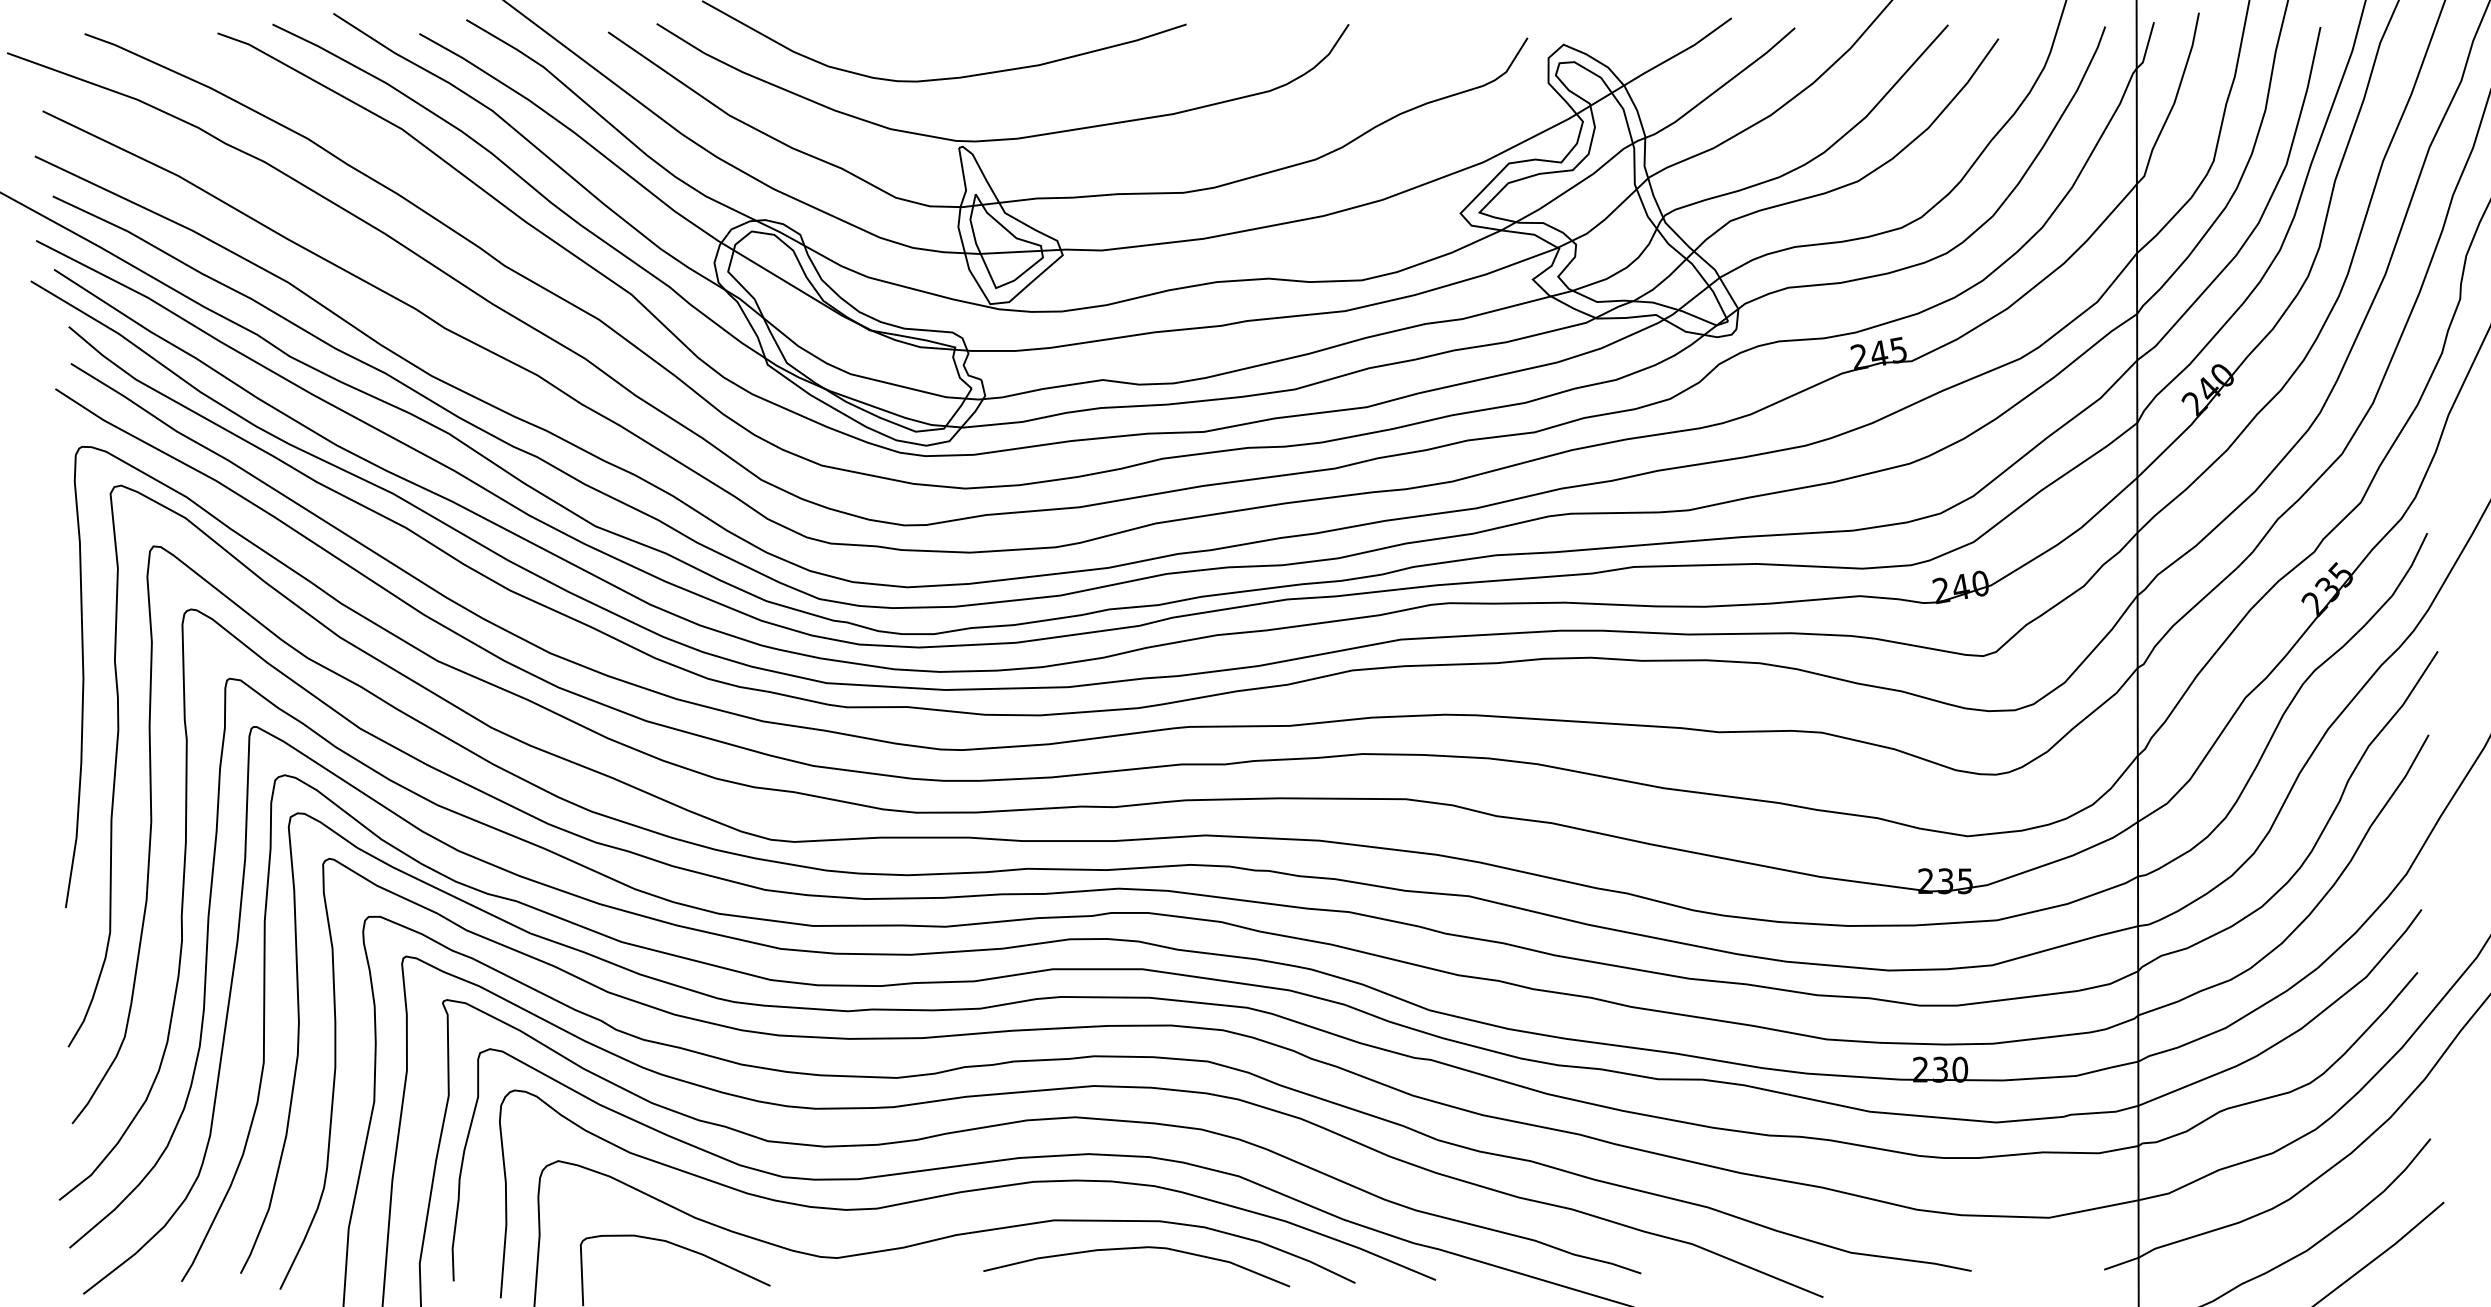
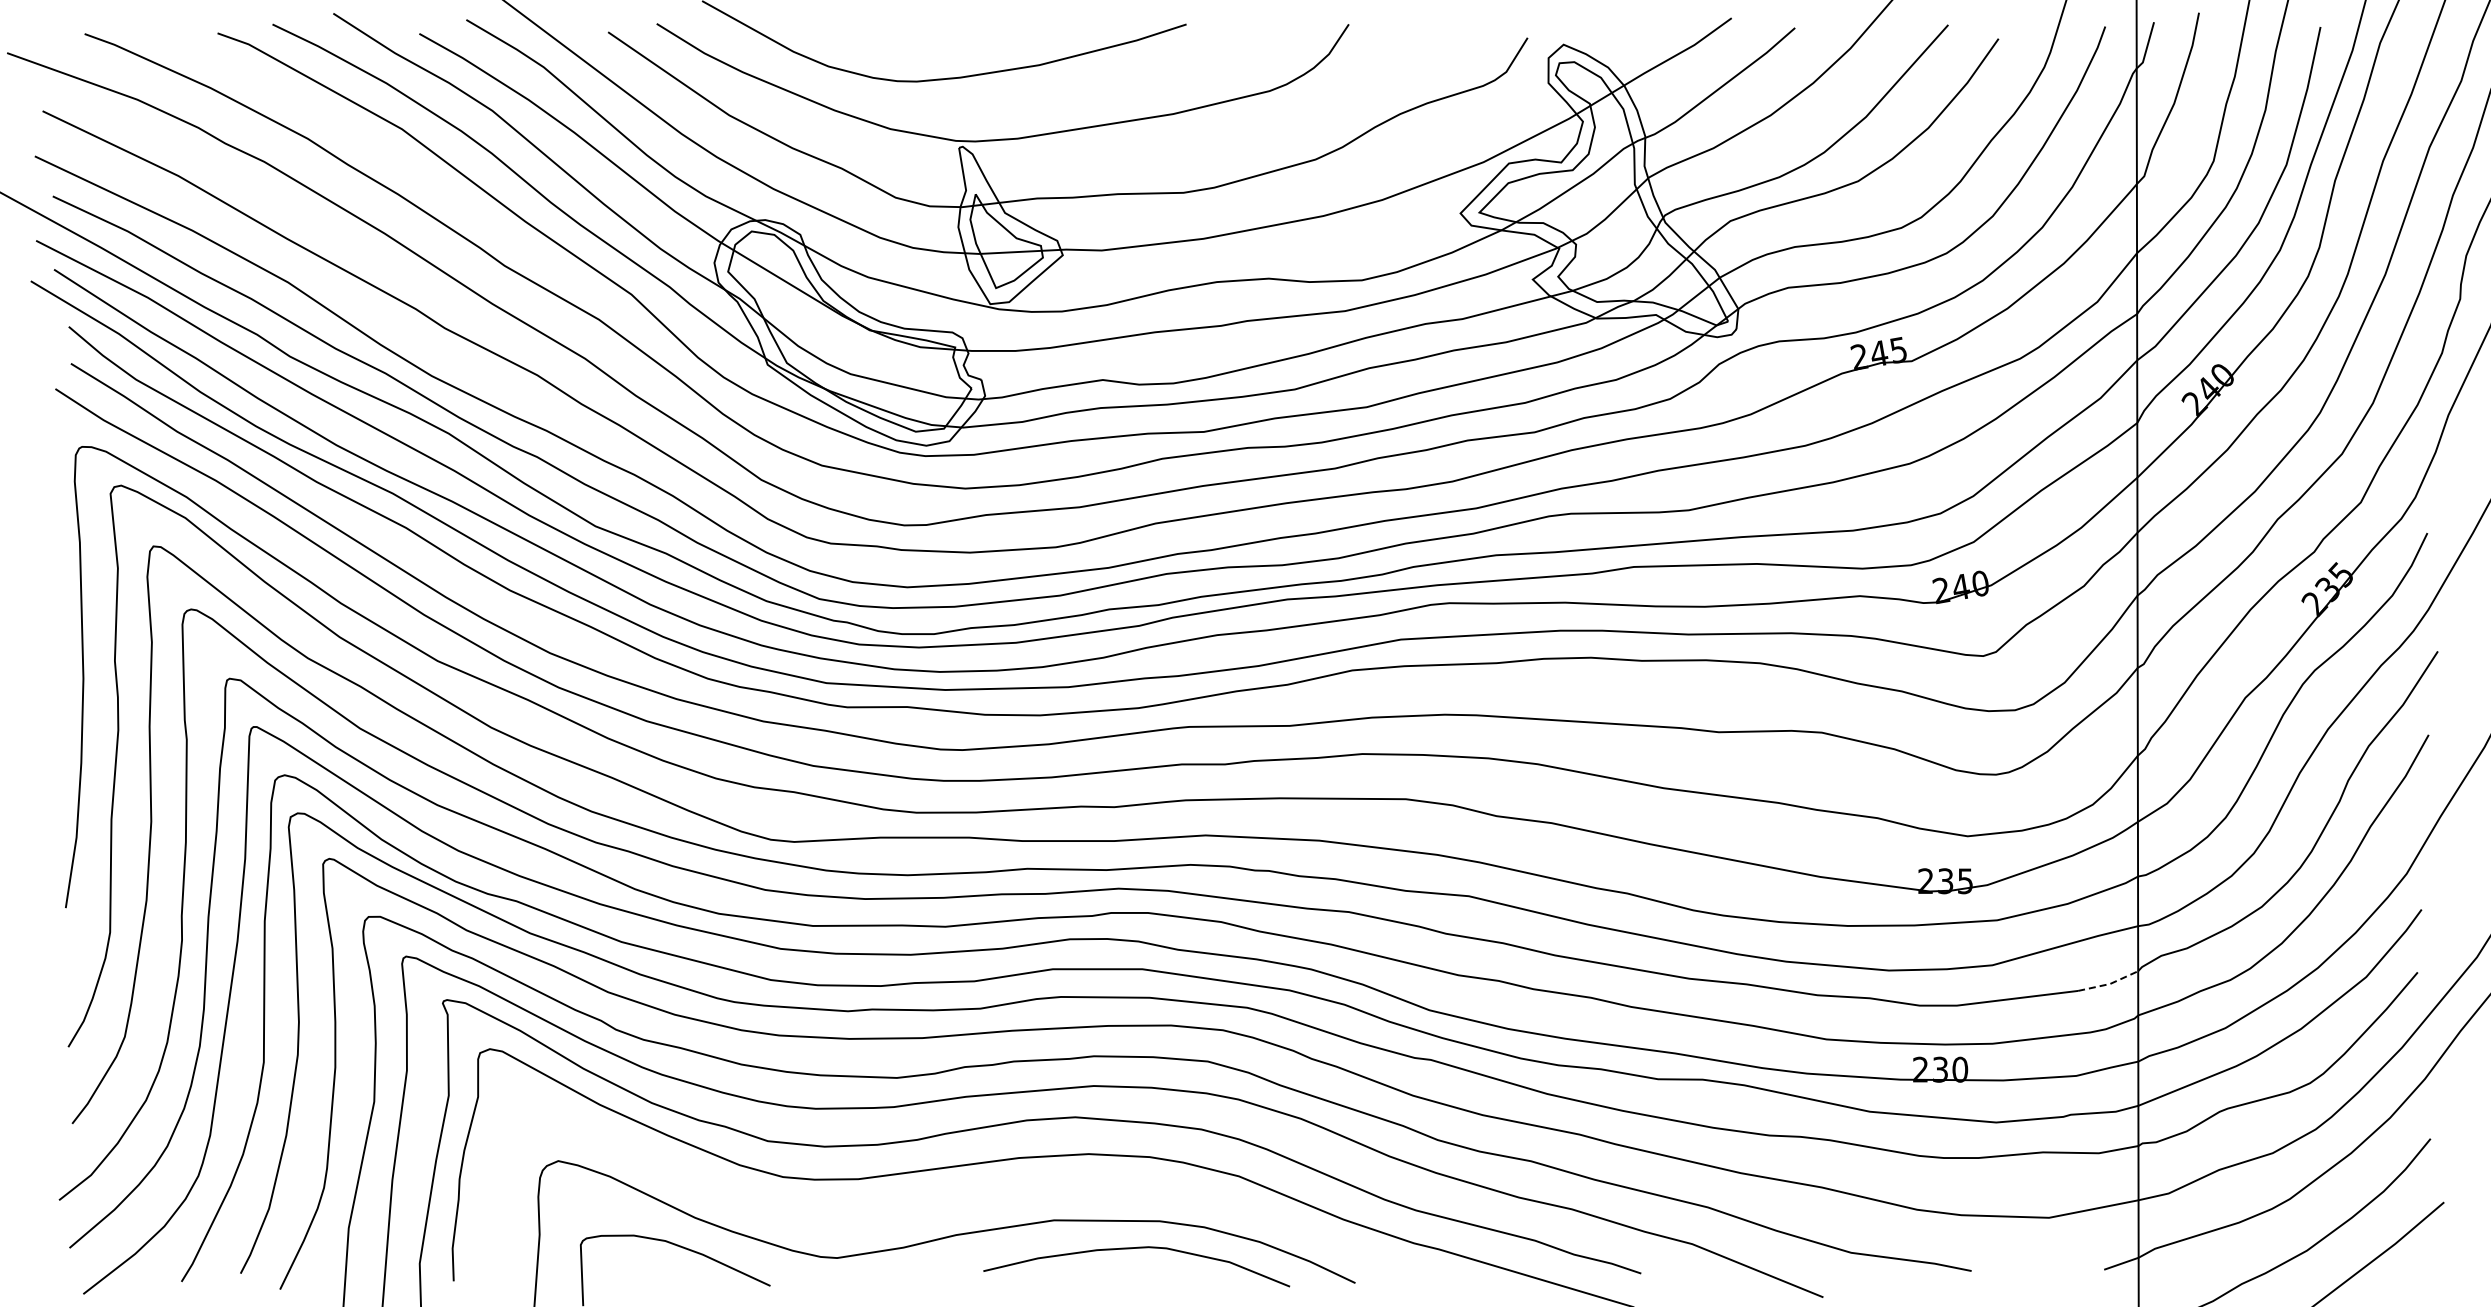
line: solid -> dashed (2110, 983)
curve: present -> none (967, 1192)
